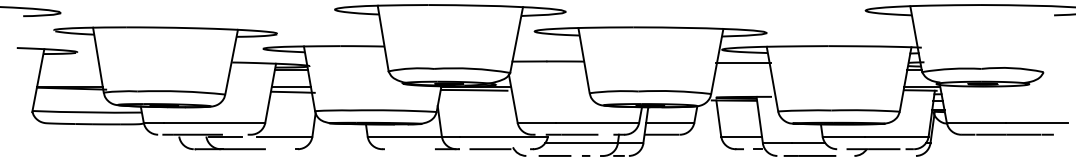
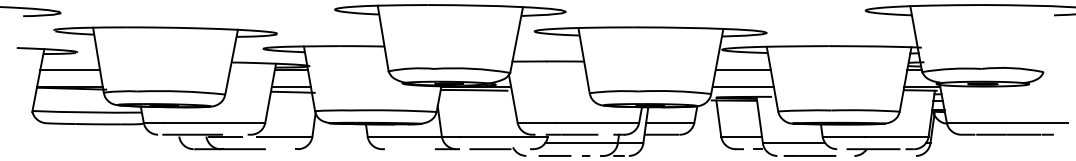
line position: (742, 63) -> (742, 70) (742, 70)
line: none -> present (70, 70)
line: none -> present (742, 86)
